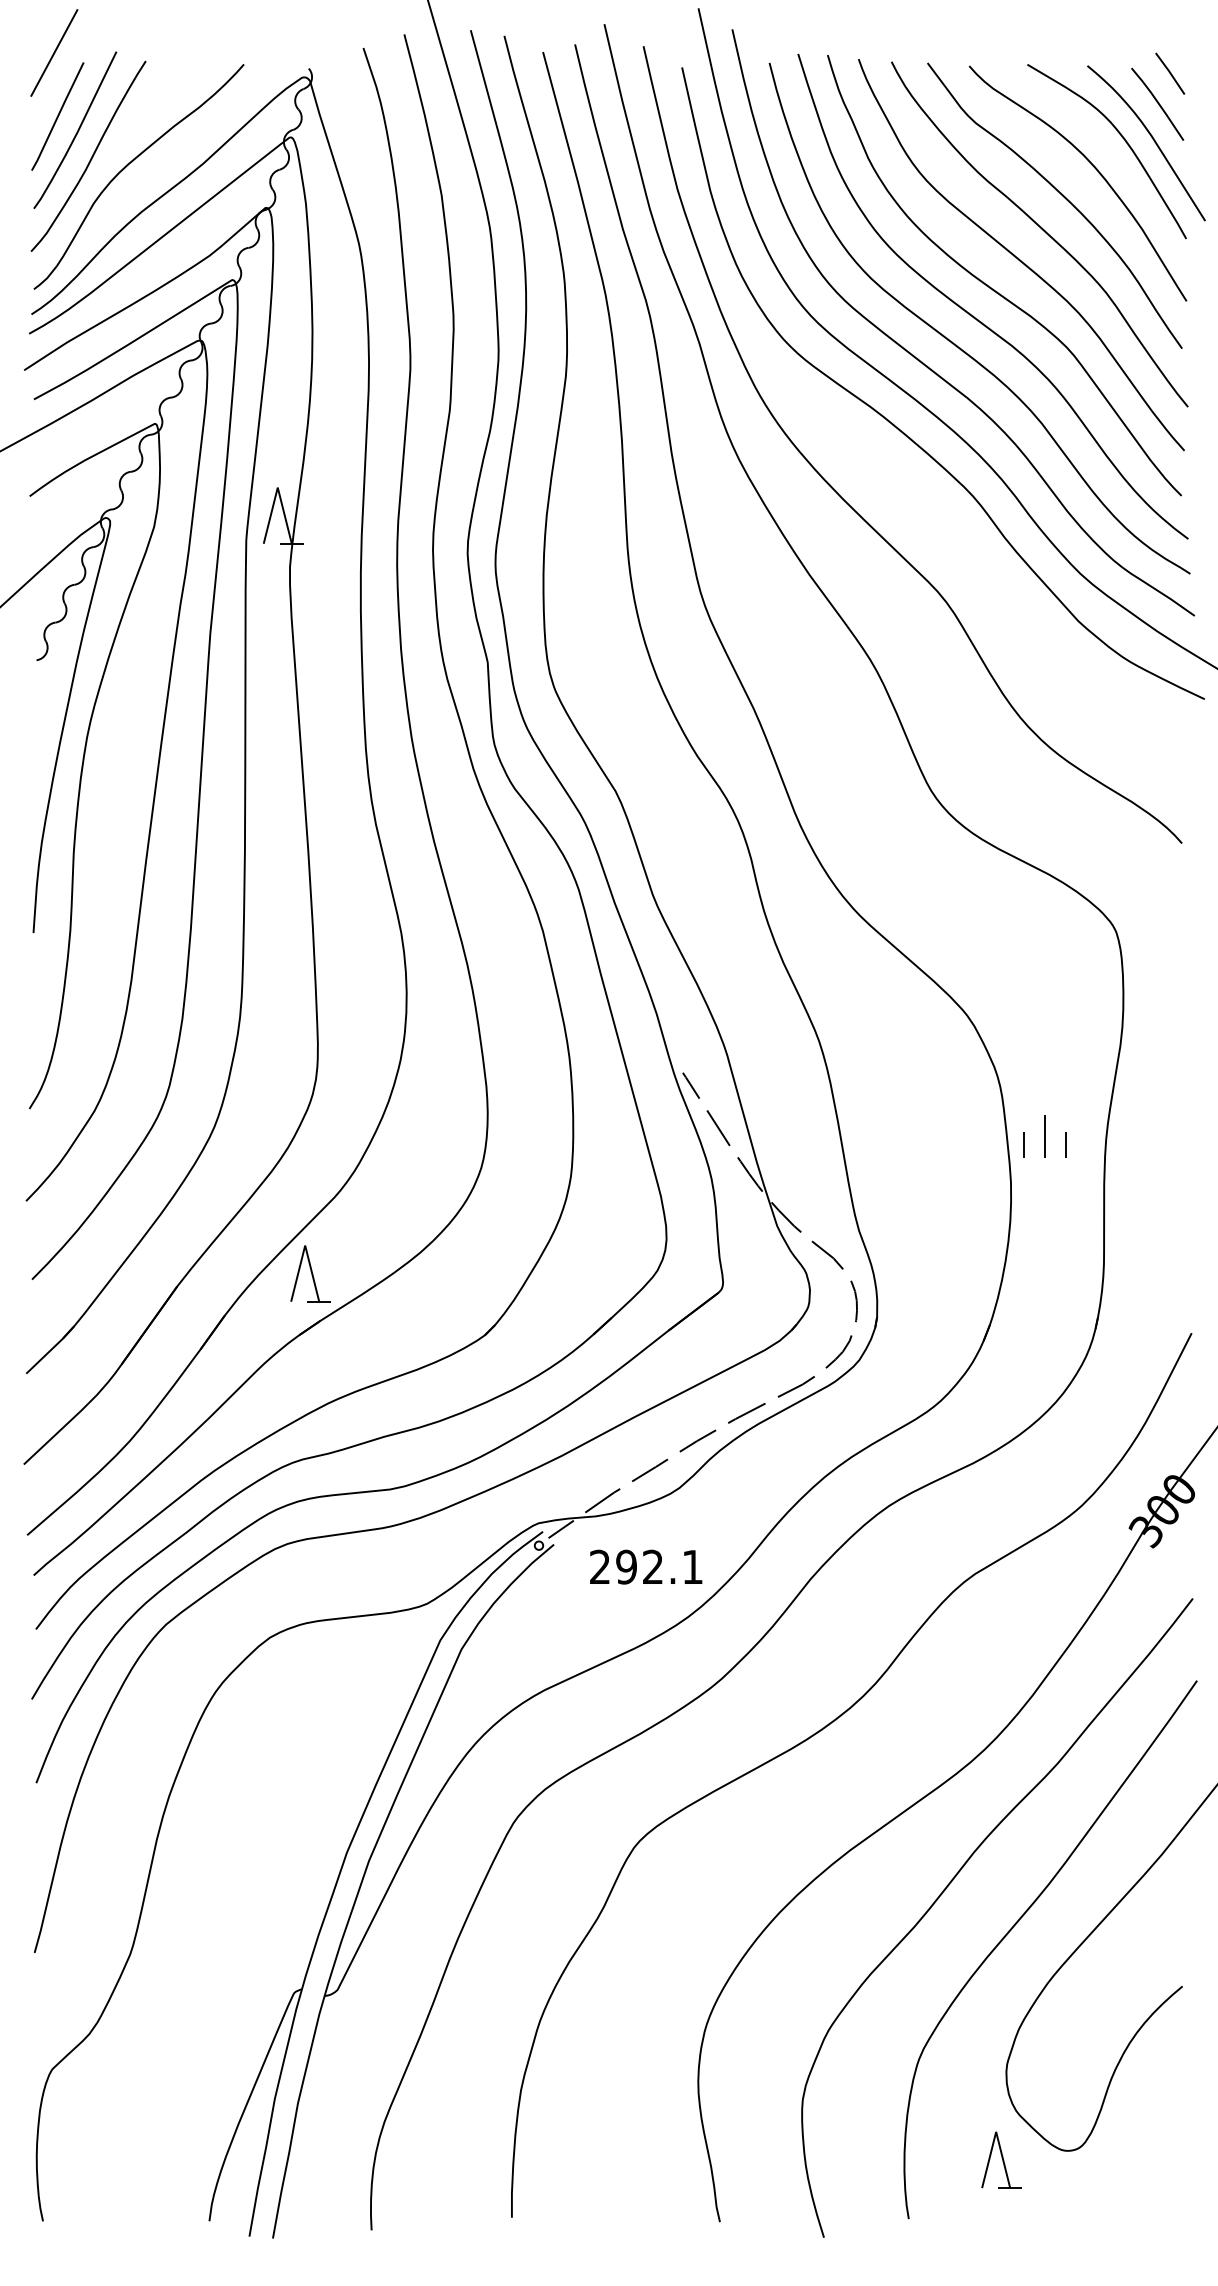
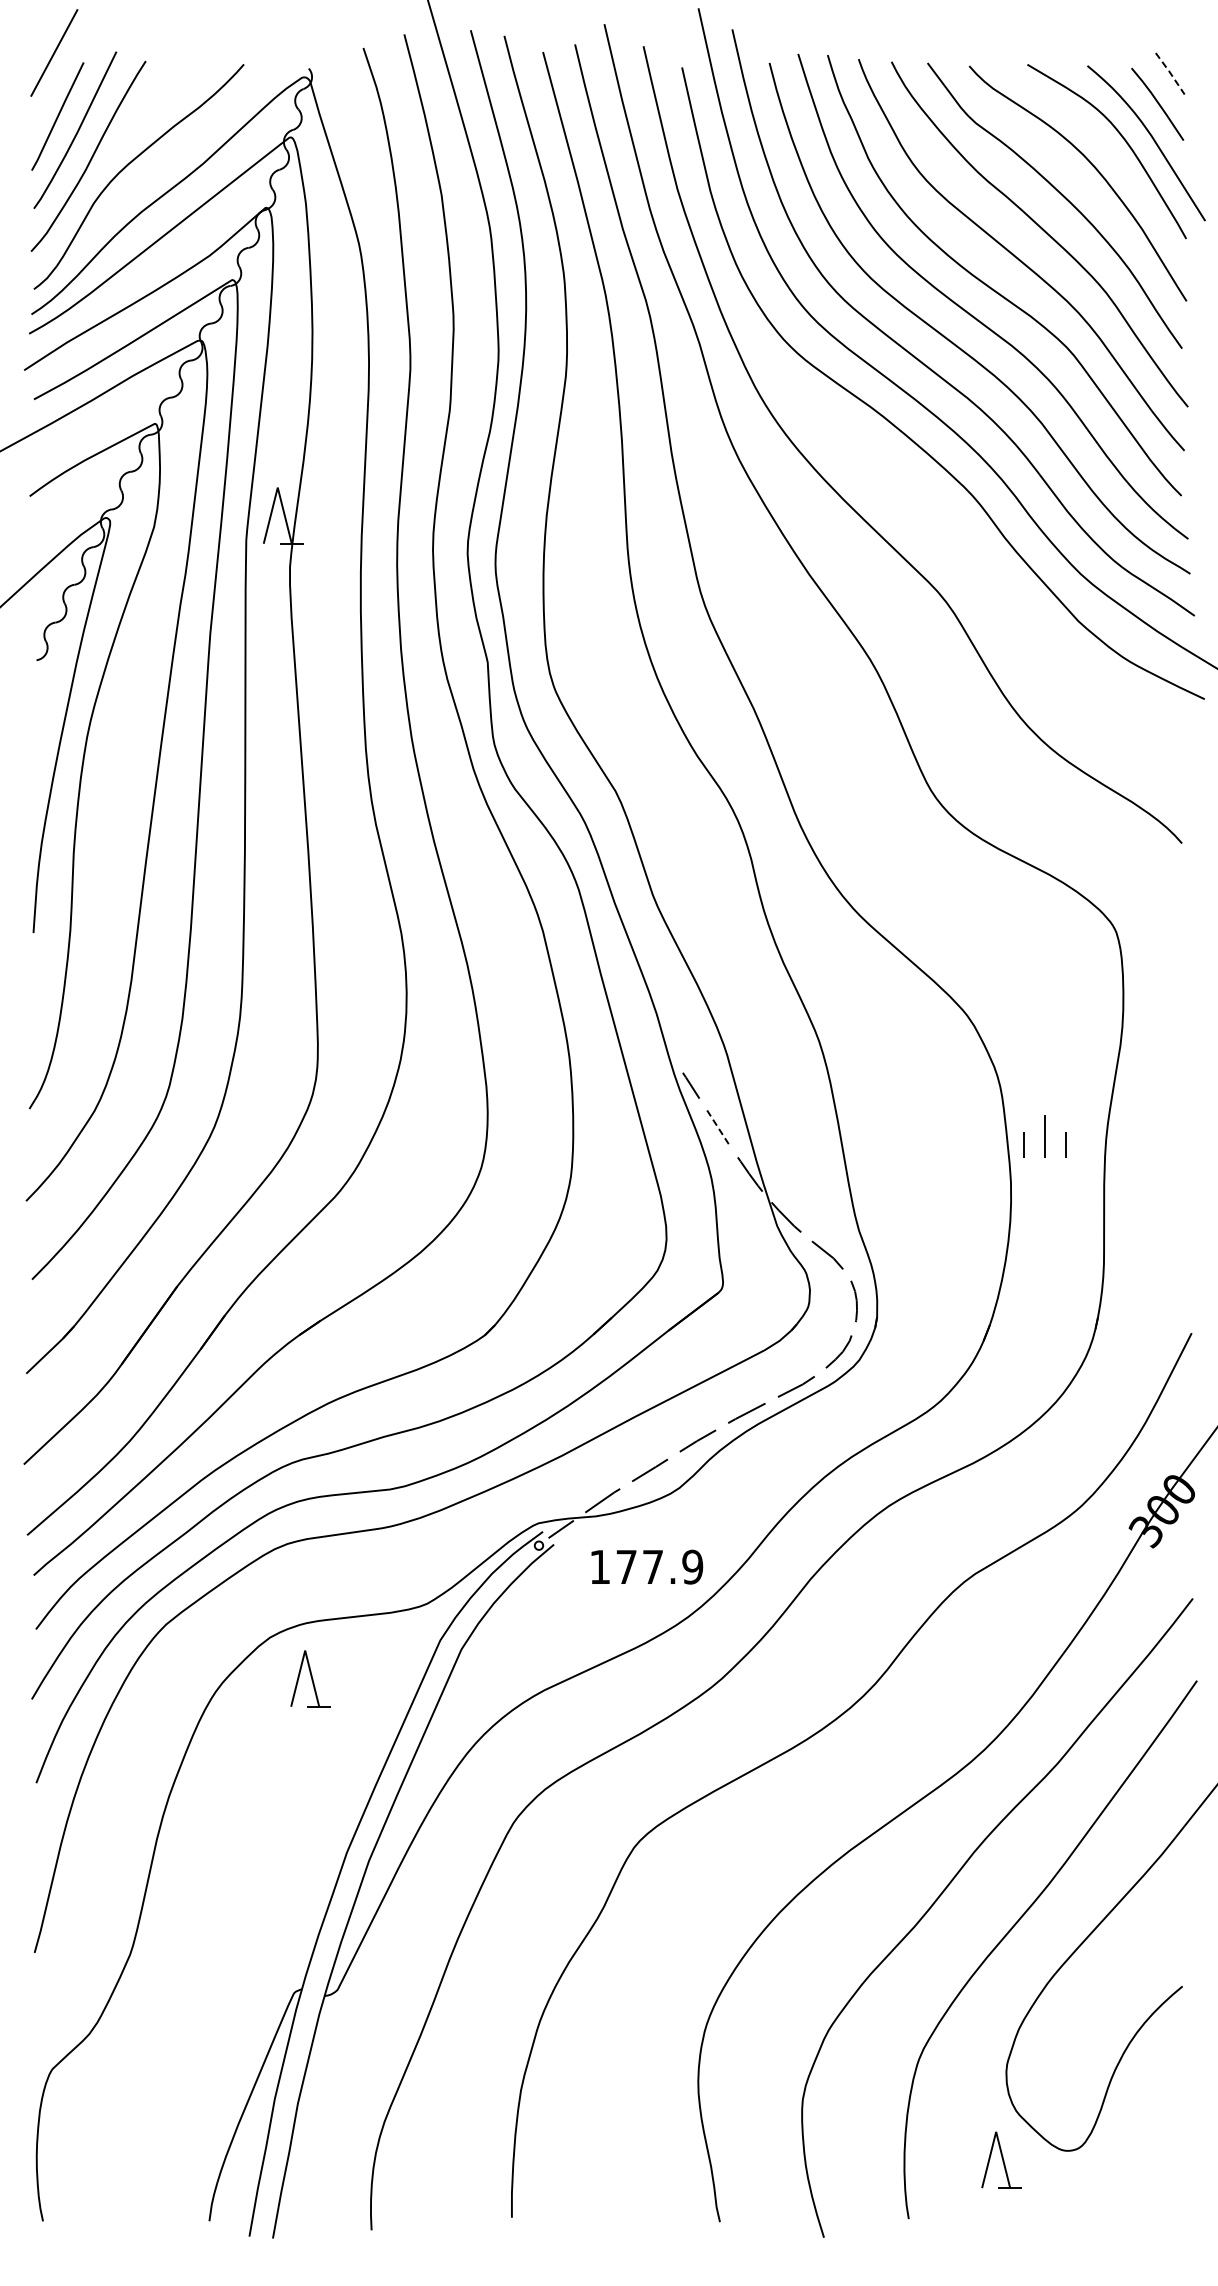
line: solid -> dashed (1170, 73)
line: solid -> dashed (718, 1128)
part position: (310, 1273) -> (310, 1678) (310, 1678)
text: 292.1 -> 177.9 (646, 1566)
